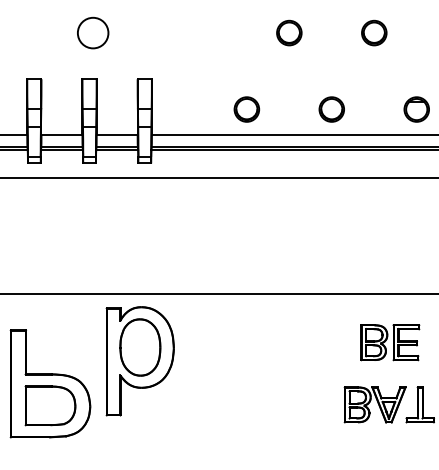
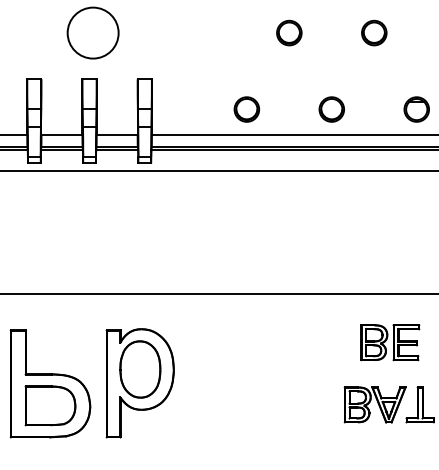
circle diameter: 31 px -> 51 px (92, 32)
line position: (218, 177) -> (218, 170) (218, 170)
part position: (139, 361) -> (139, 383) (139, 383)
